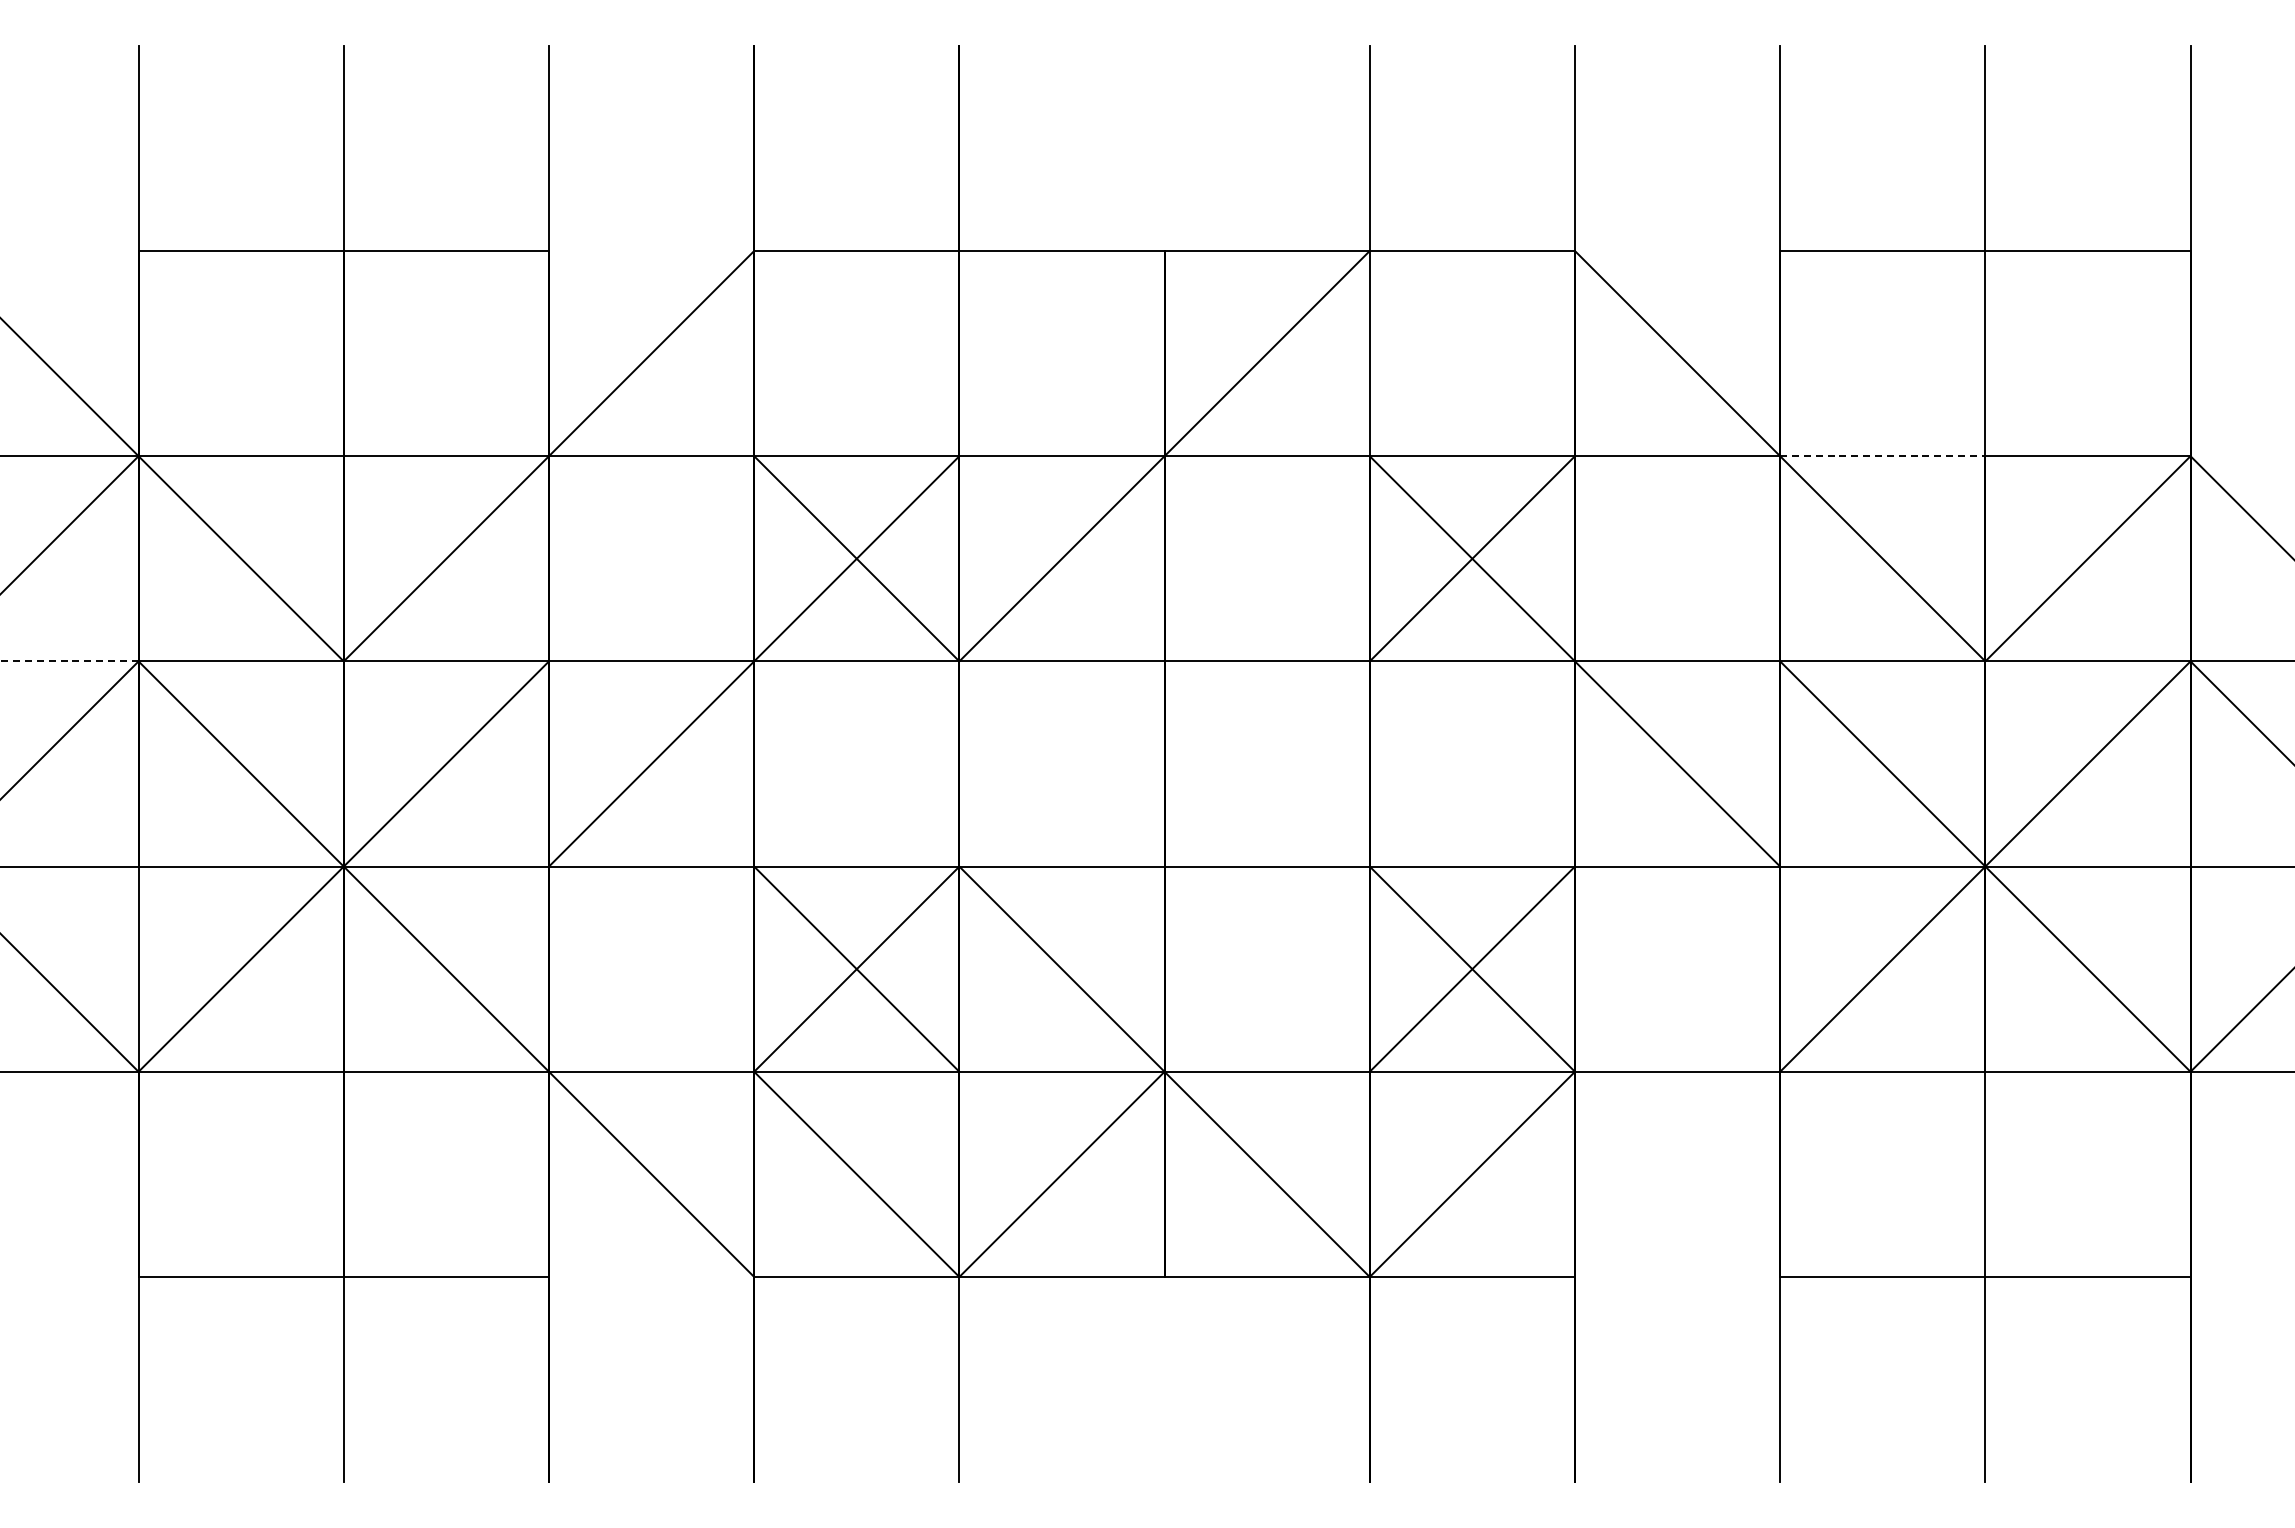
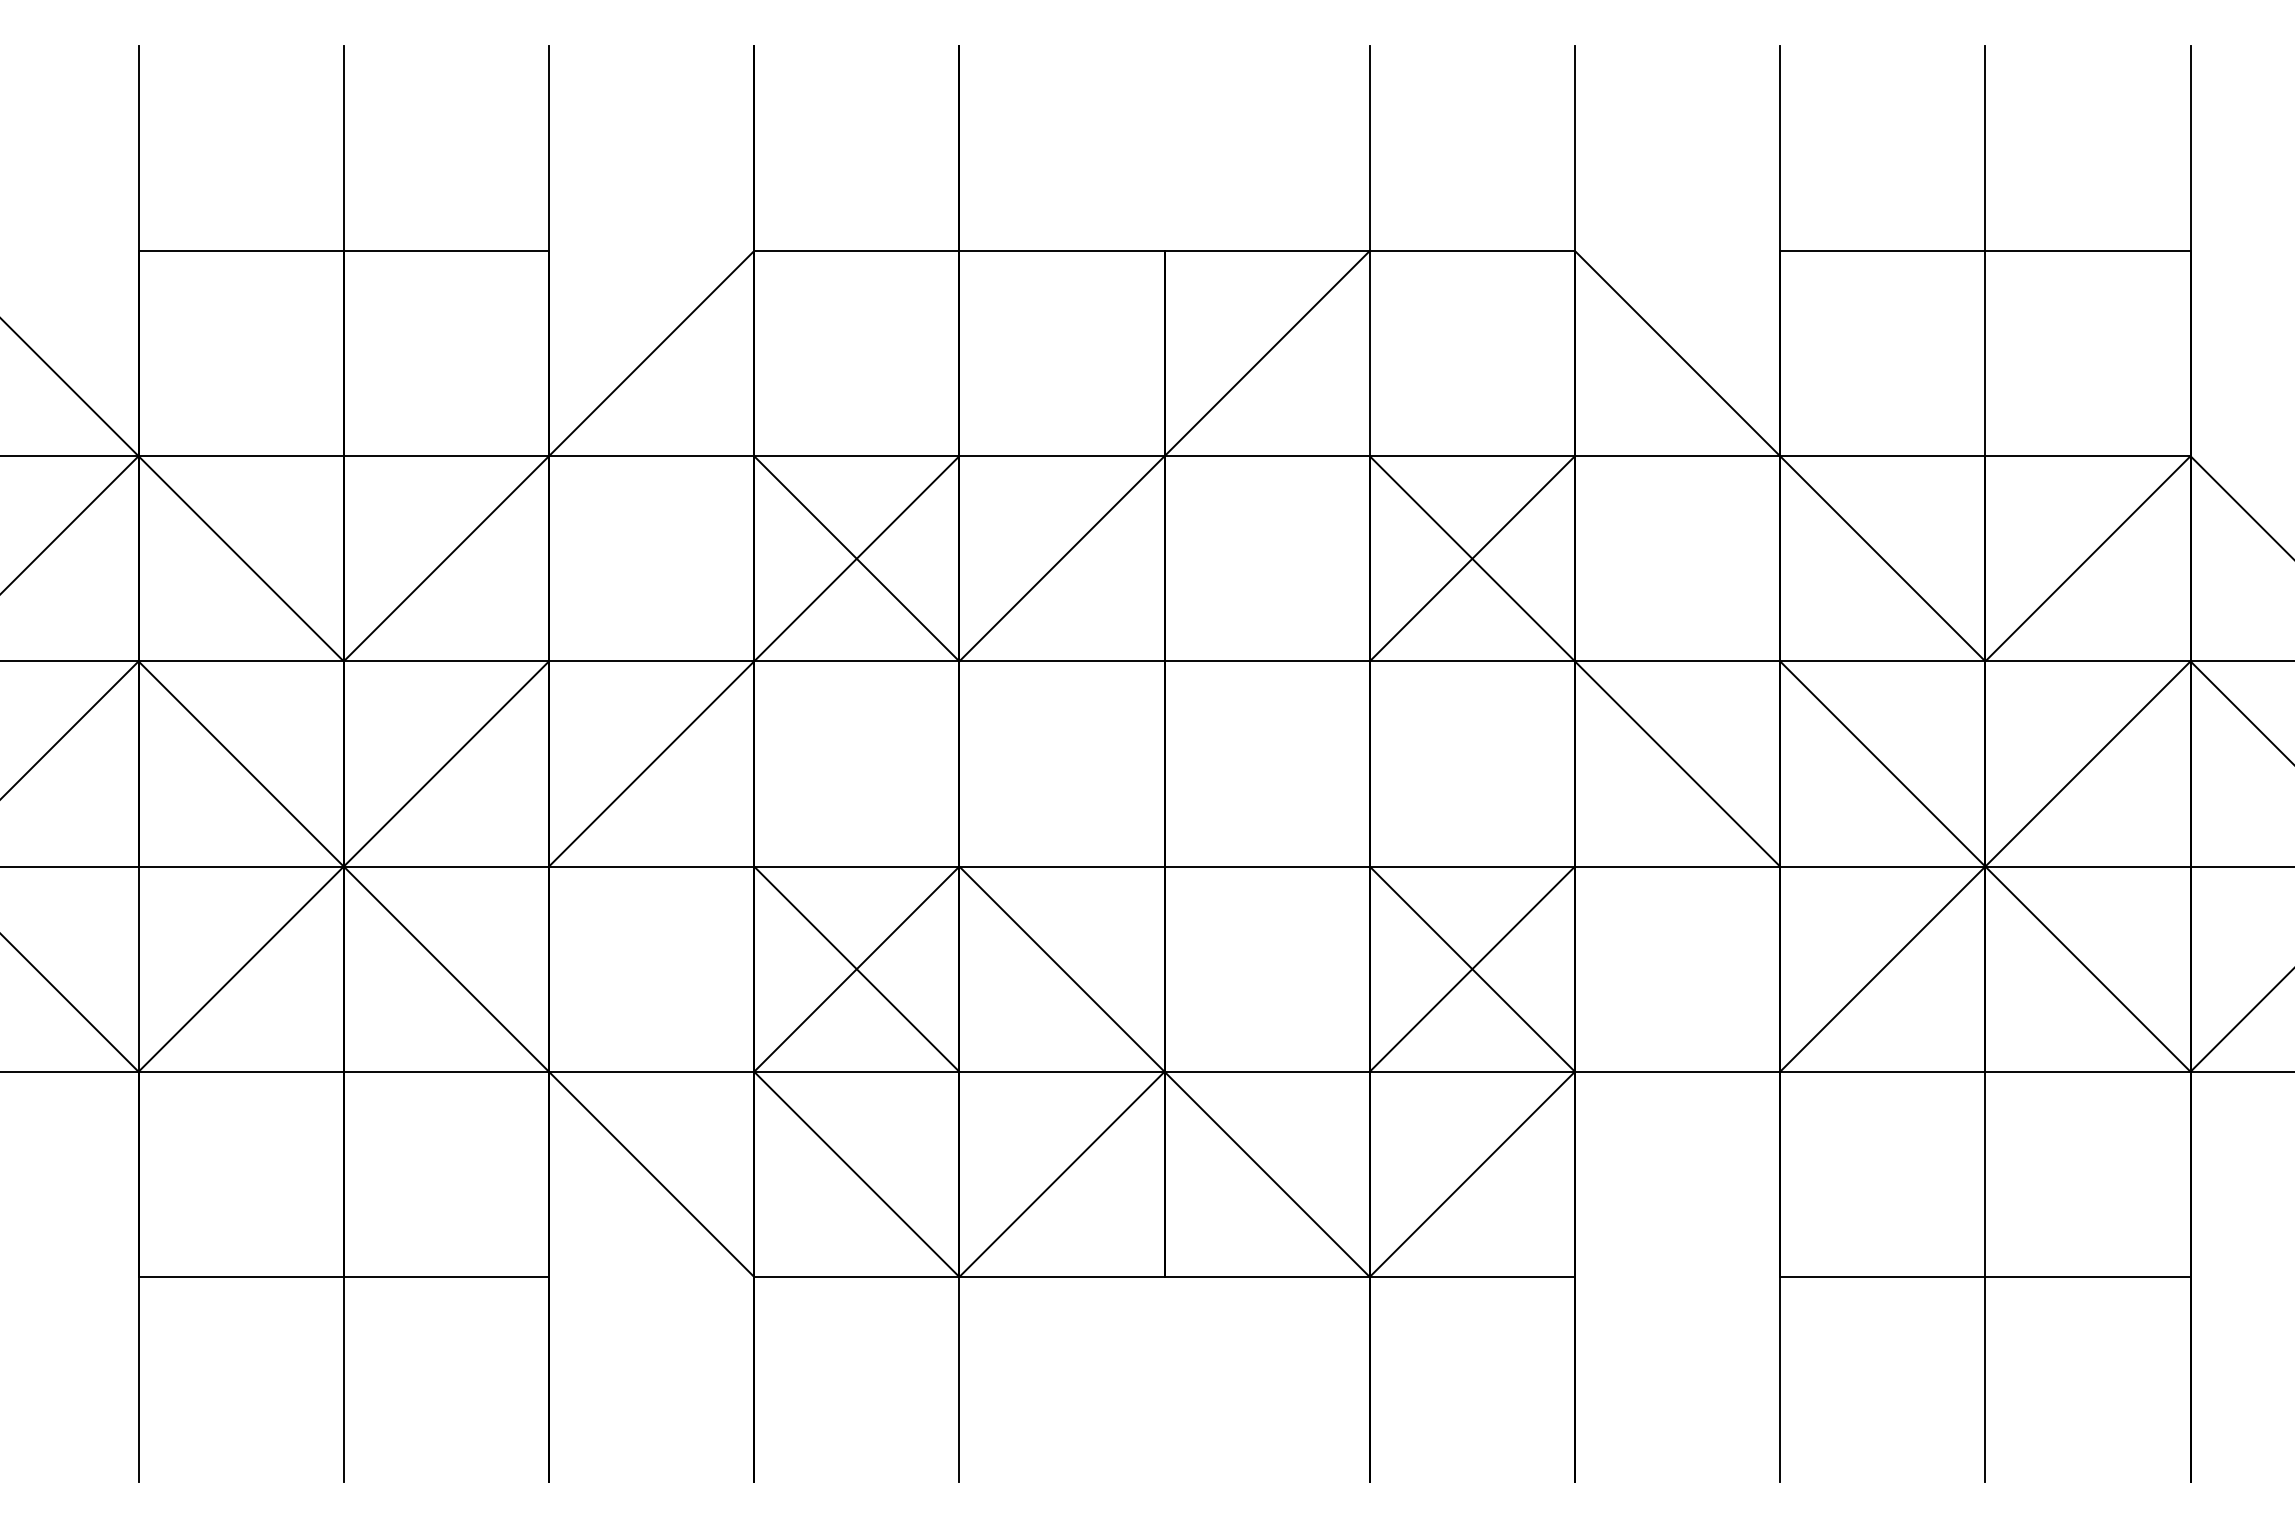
line: dashed -> solid (1882, 456)
line: dashed -> solid (68, 661)
